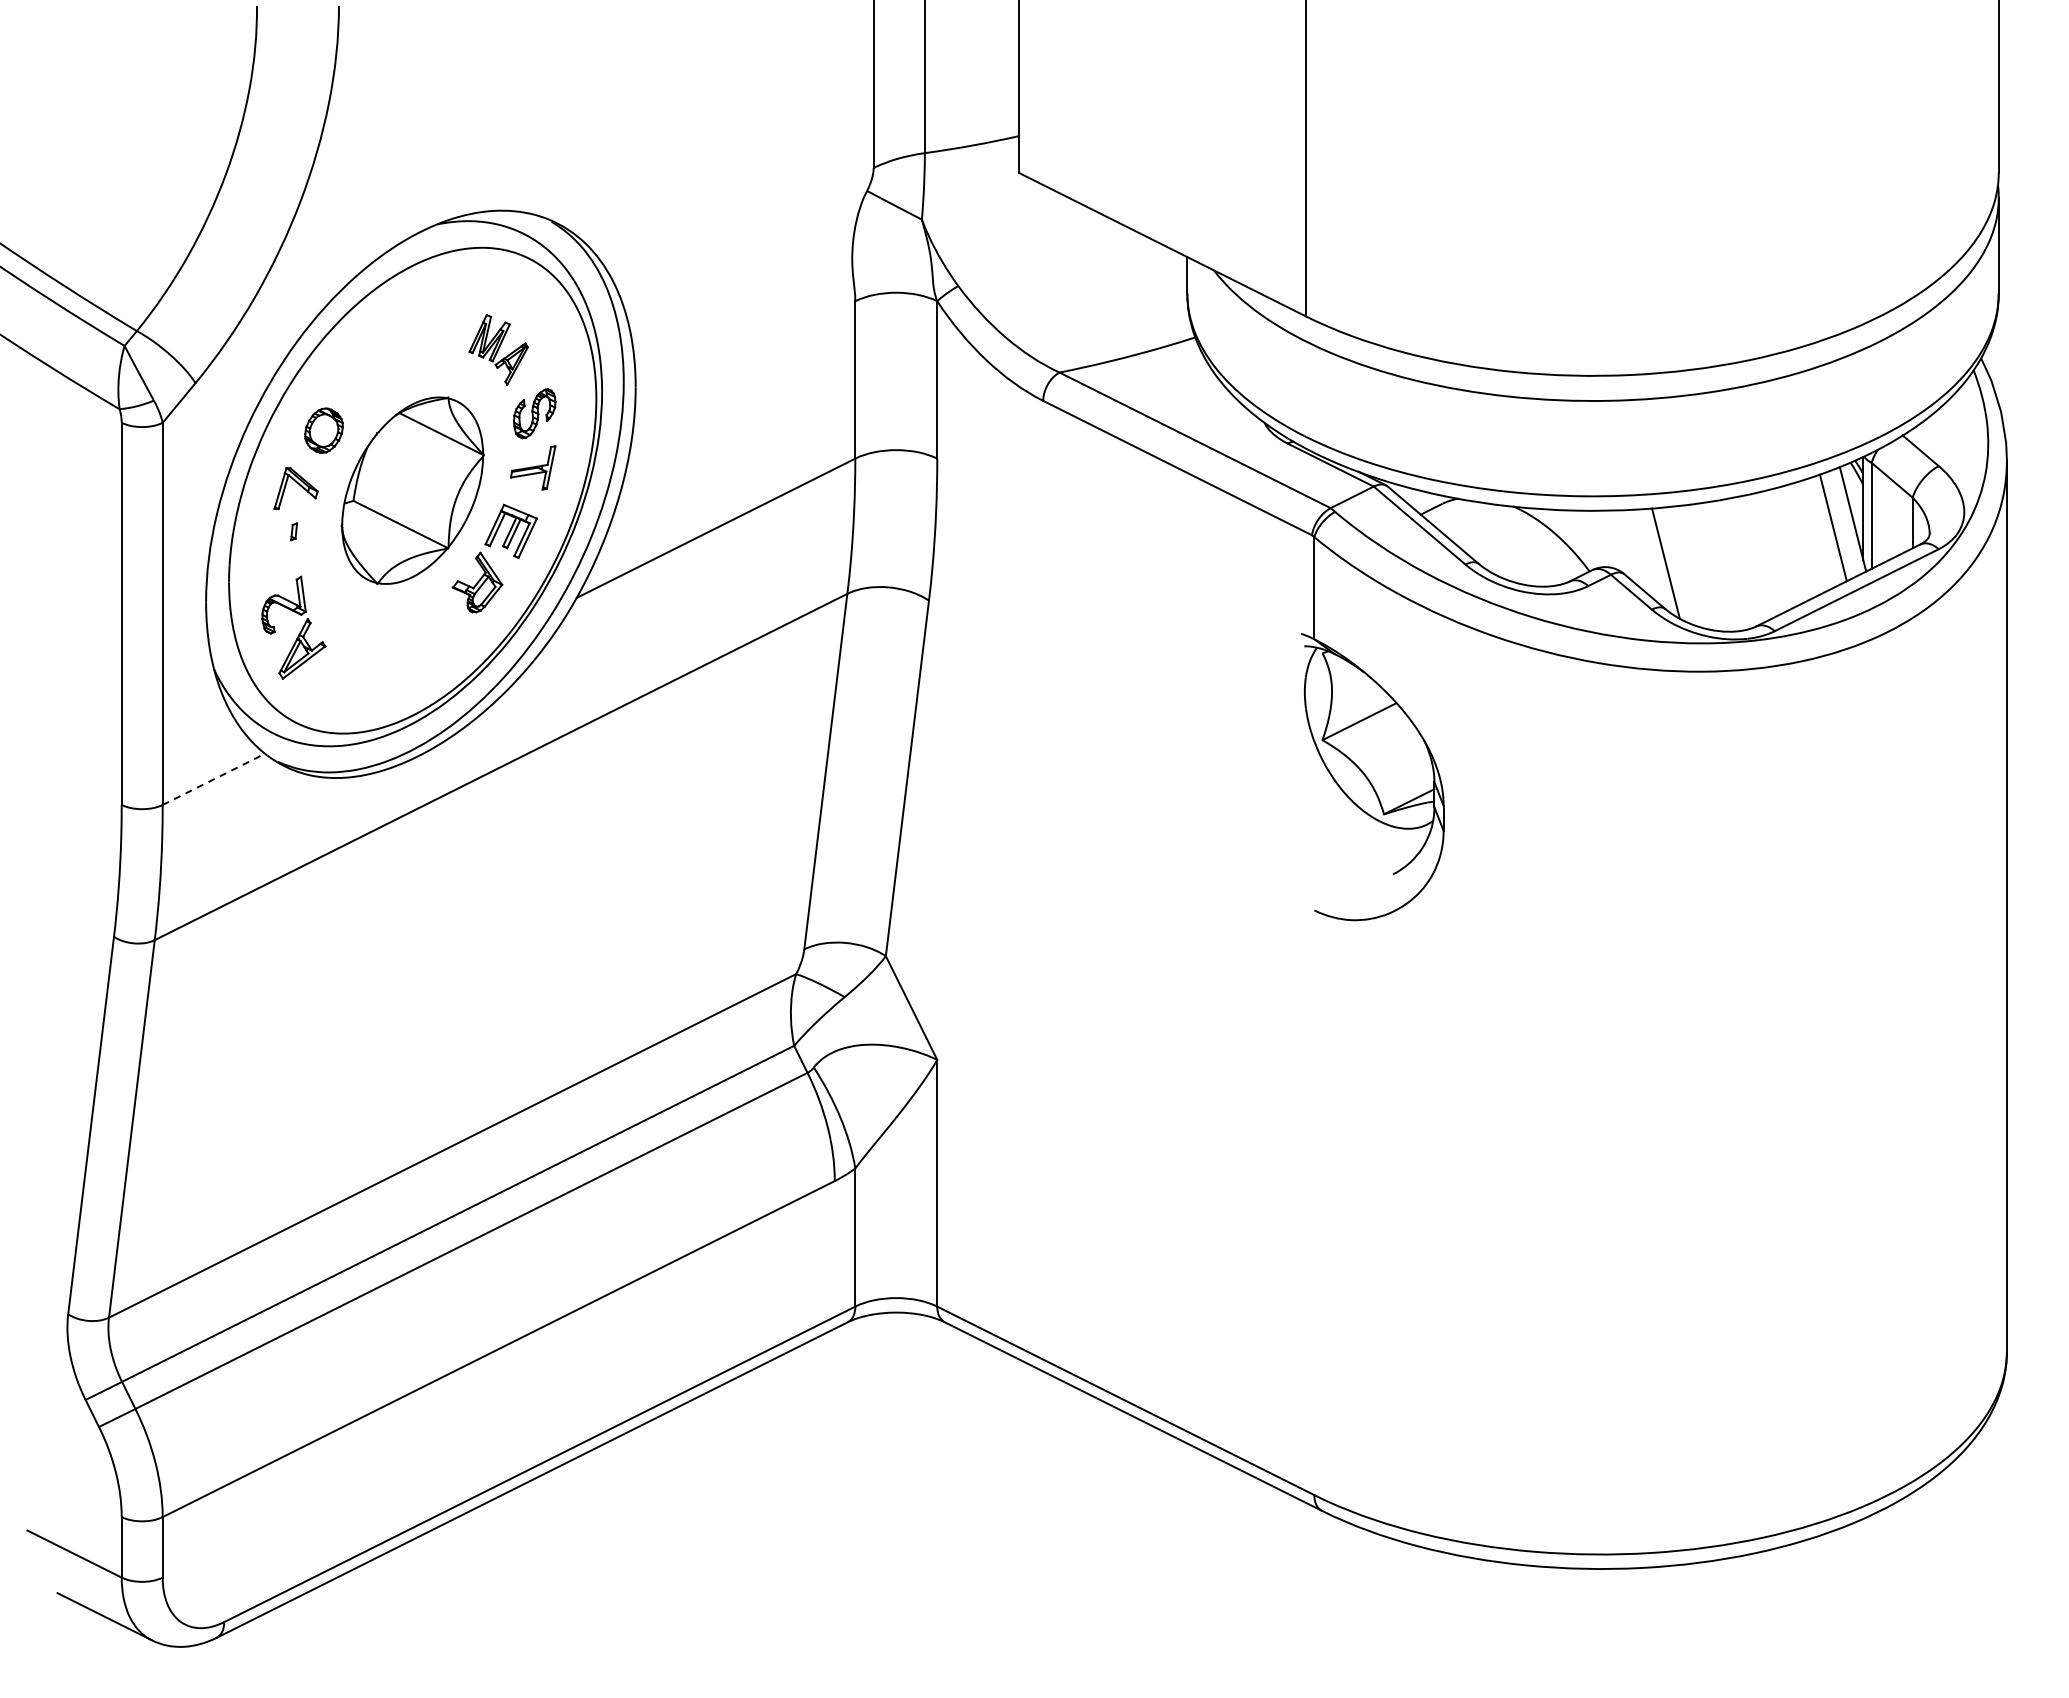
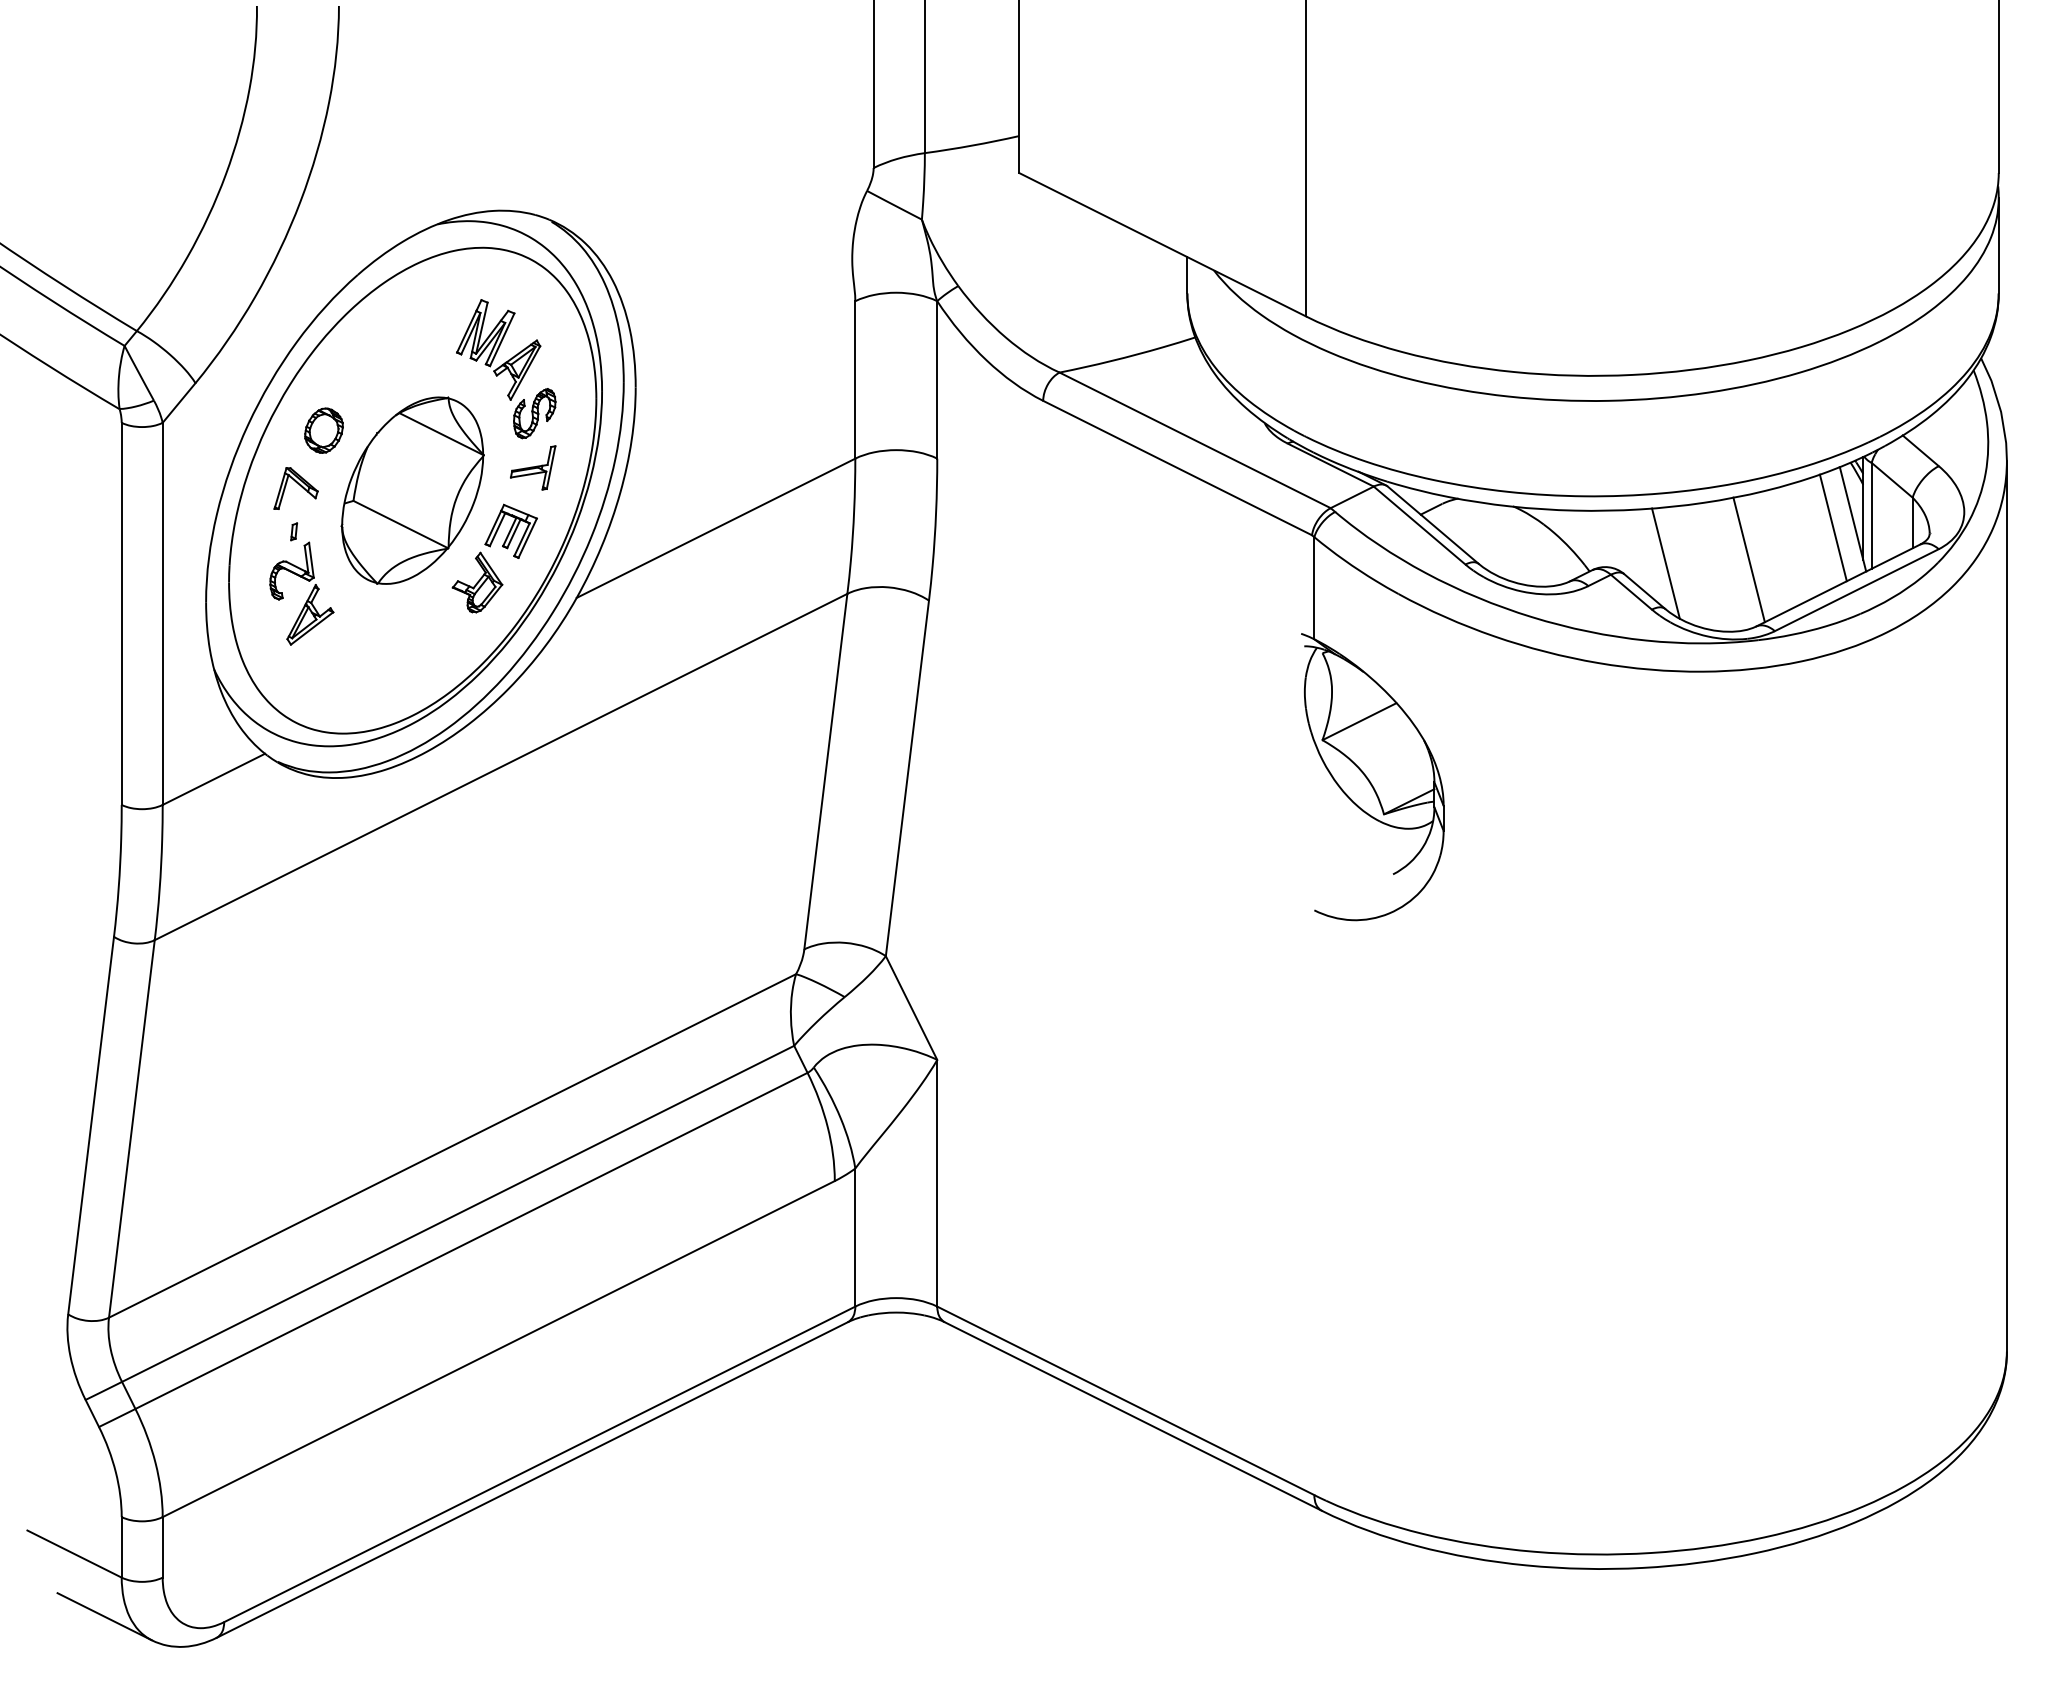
part size: 61x72 px -> 86x102 px (498, 349)
line: none -> present (1748, 559)
part position: (300, 630) -> (308, 596) (308, 596)
line: dashed -> solid (214, 779)
